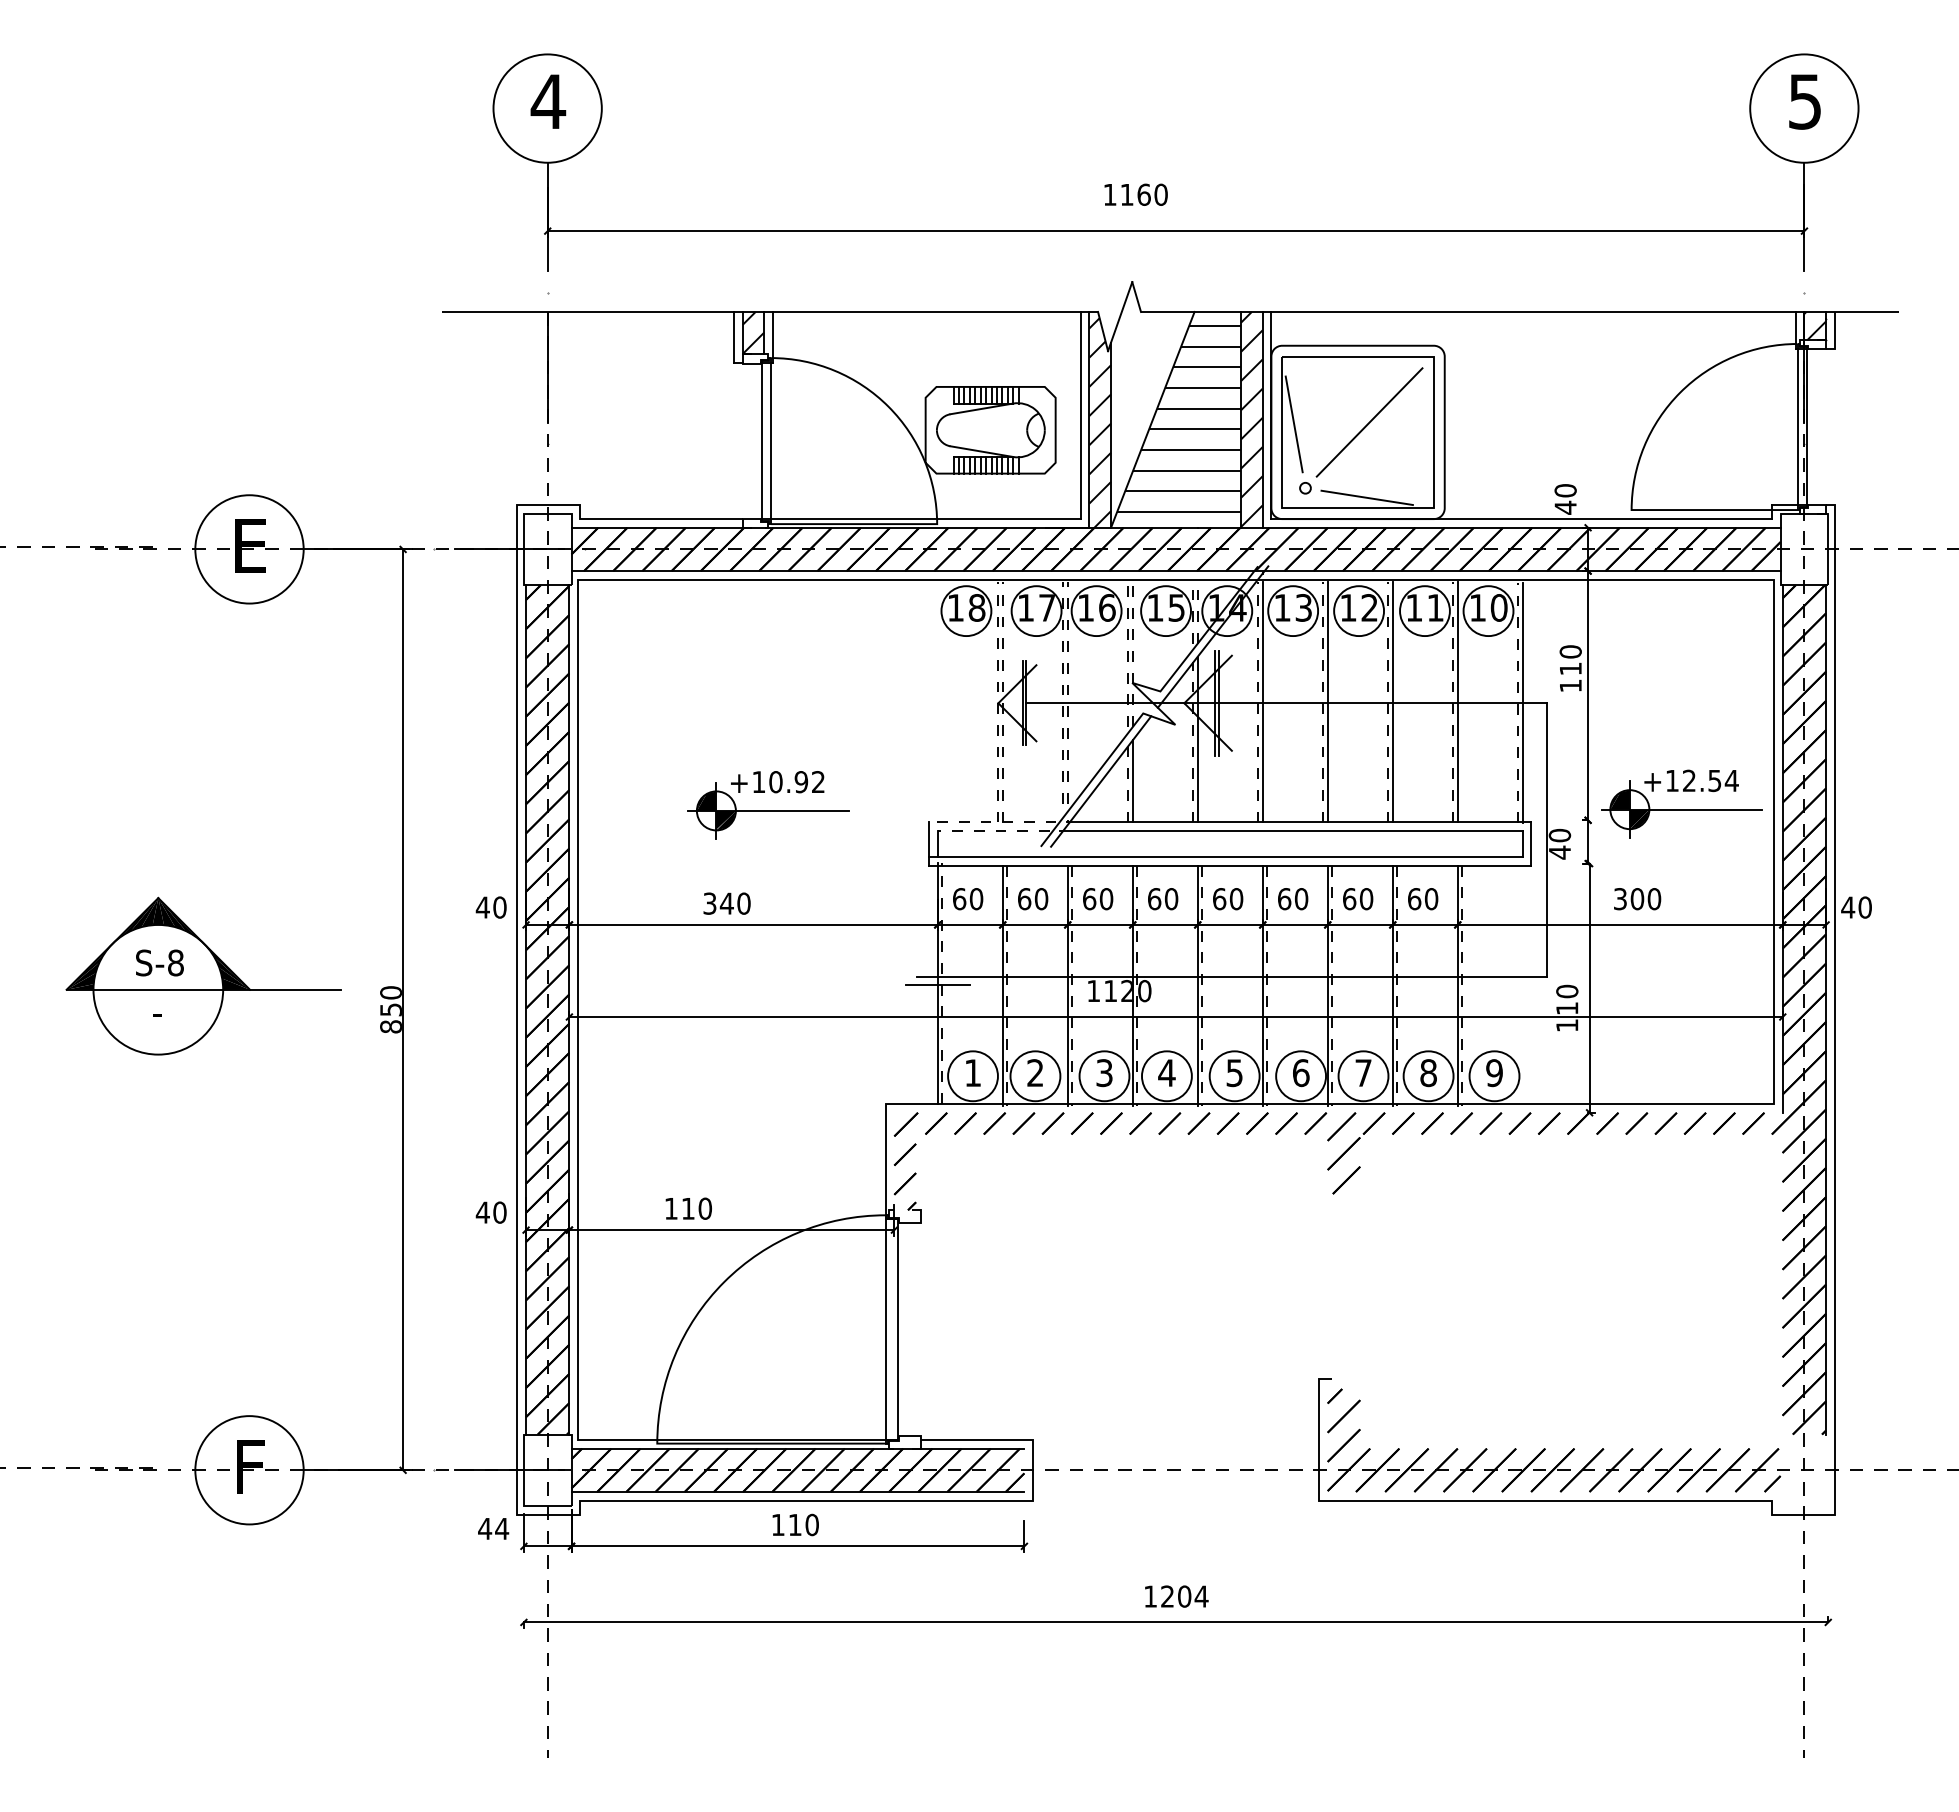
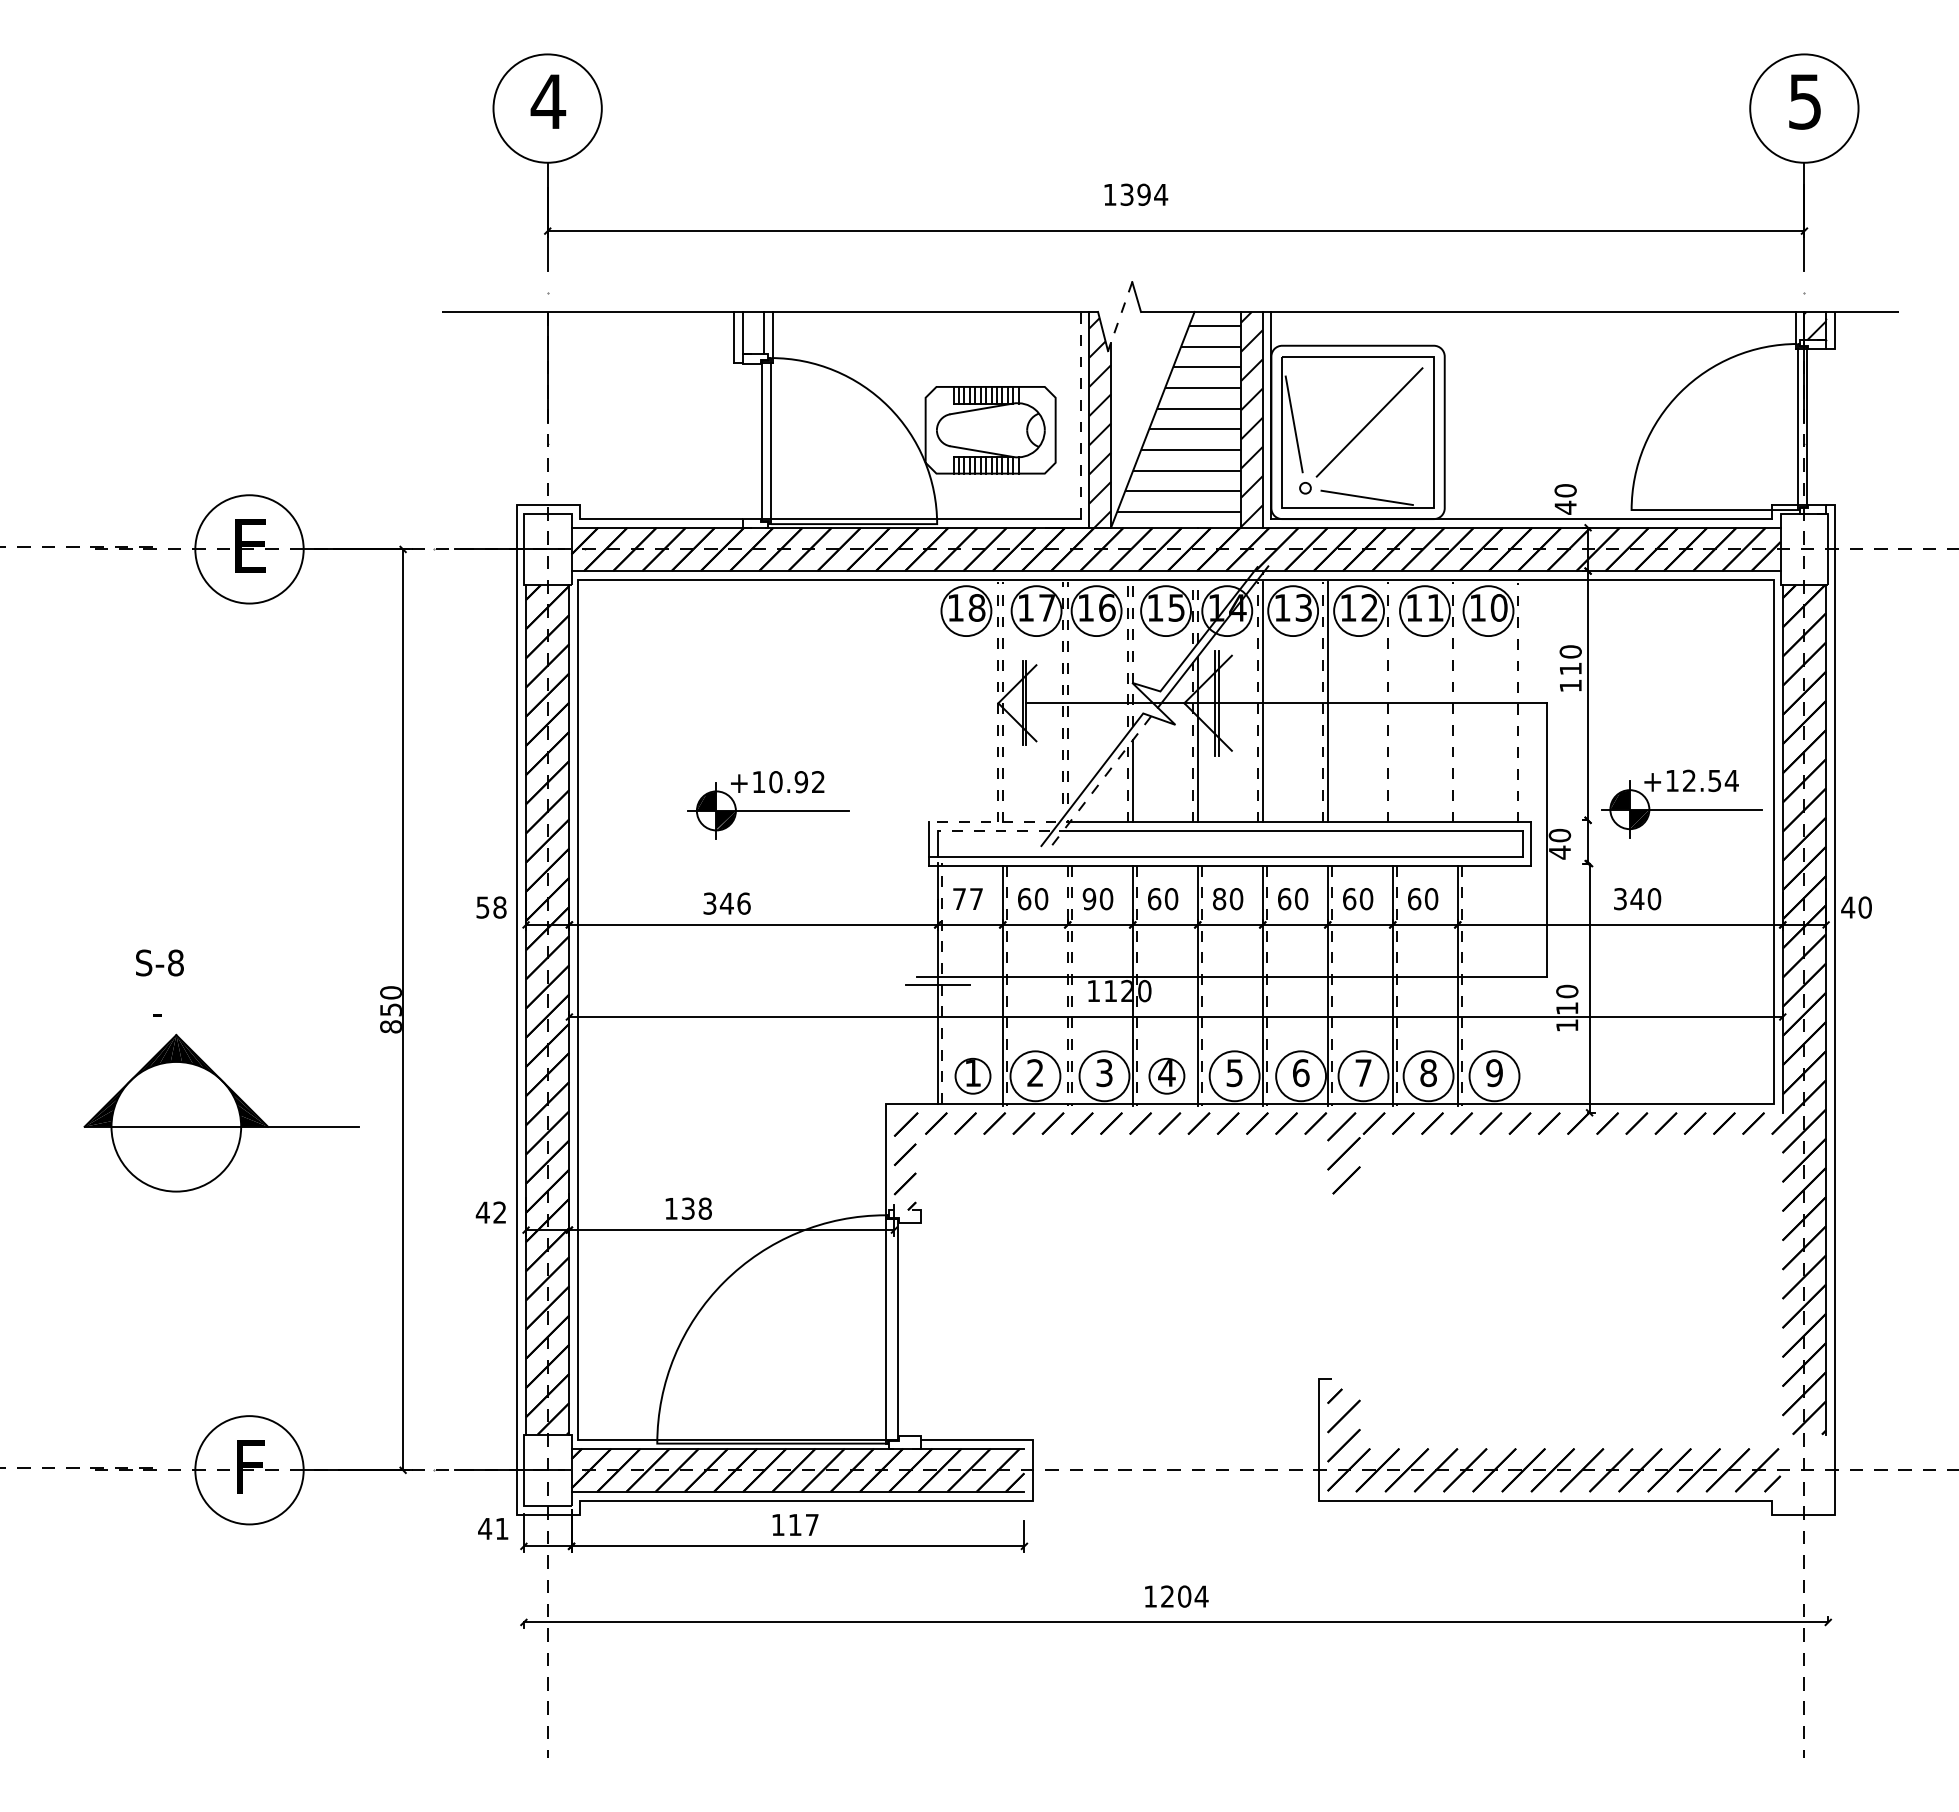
text: 1160 -> 1394 (1144, 194)
line: solid -> dashed (1120, 316)
hatch: present -> none (753, 332)
line: solid -> dashed (1080, 415)
line: present -> none (1392, 701)
line: present -> none (1457, 701)
line: present -> none (1522, 702)
line: solid -> dashed (1100, 781)
text: 60 -> 77 (968, 899)
text: 60 -> 90 (1089, 899)
text: 60 -> 80 (1219, 899)
text: 300 -> 340 (1637, 899)
text: 340 -> 346 (743, 903)
text: 40 -> 58 (490, 907)
part position: (203, 975) -> (221, 1112) (221, 1112)
line: solid -> dashed (1067, 986)
circle diameter: 50 px -> 35 px (972, 1075)
circle diameter: 50 px -> 35 px (1166, 1075)
text: 110 -> 138 (696, 1208)
text: 40 -> 42 (499, 1212)
text: 110 -> 117 (811, 1524)
text: 44 -> 41 (502, 1528)
